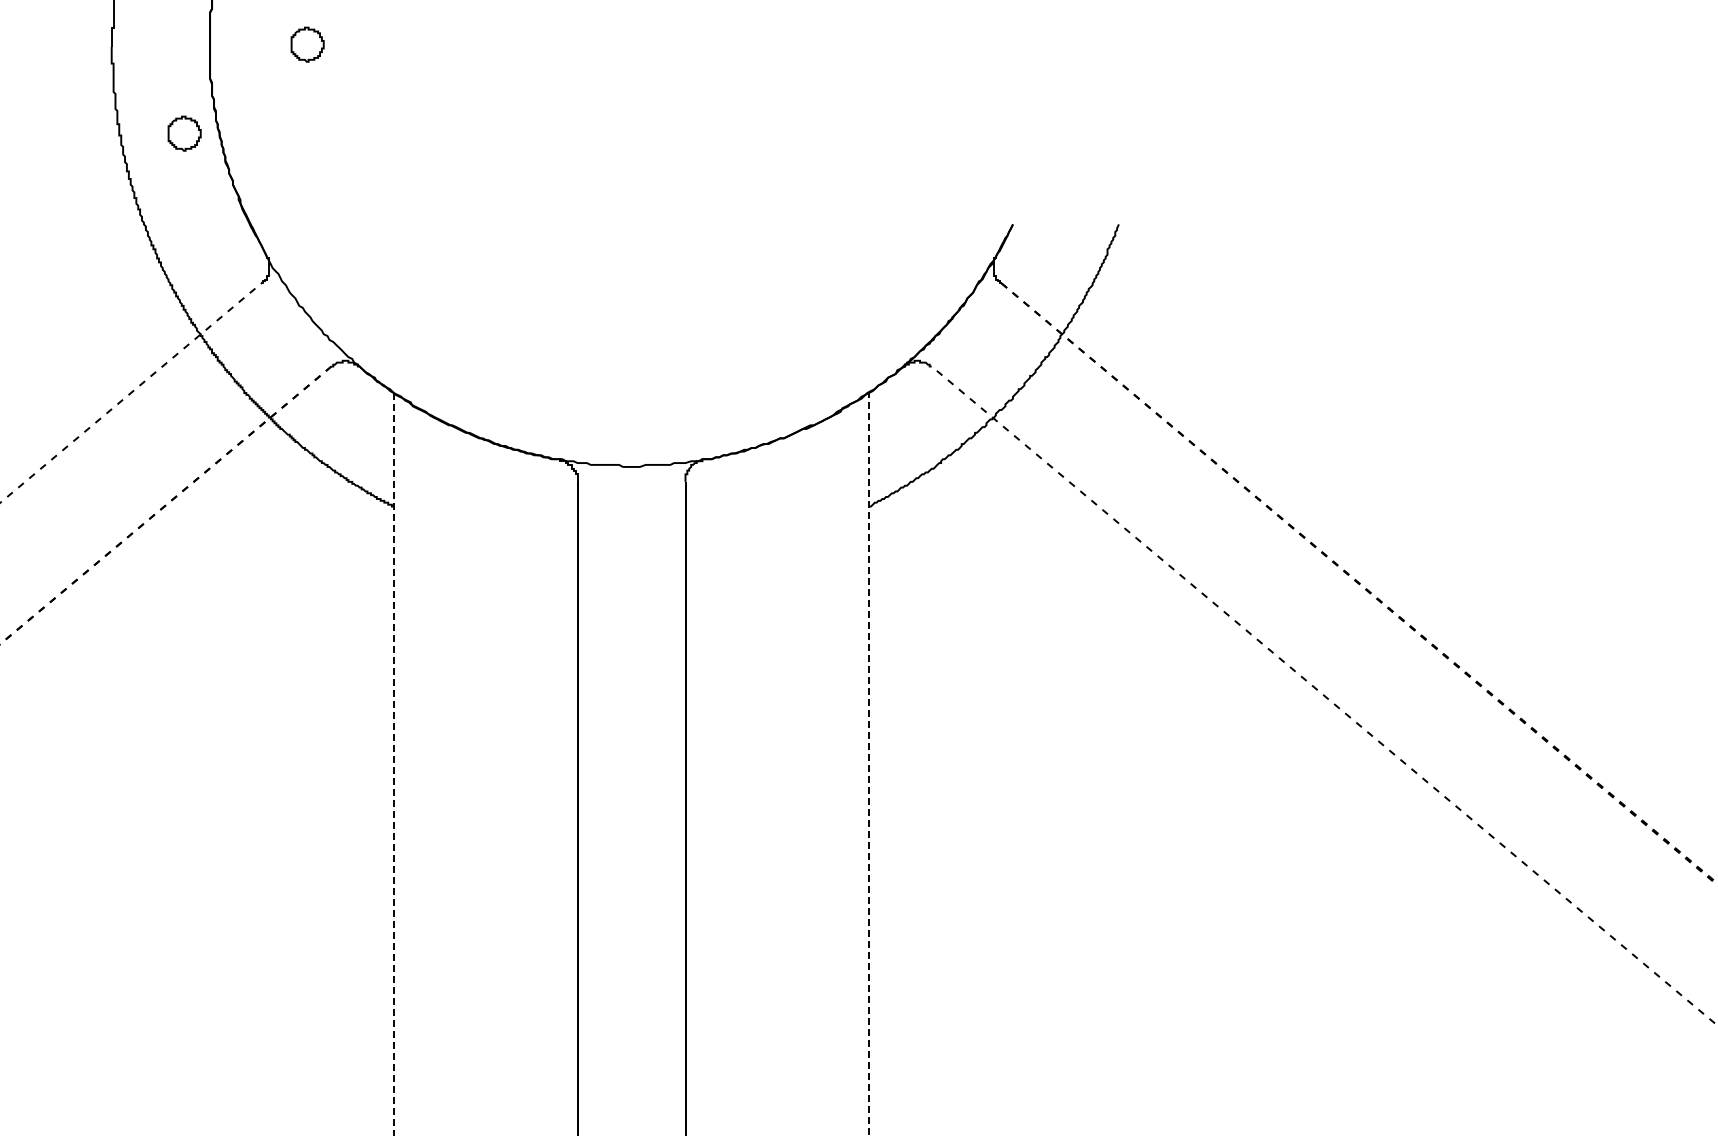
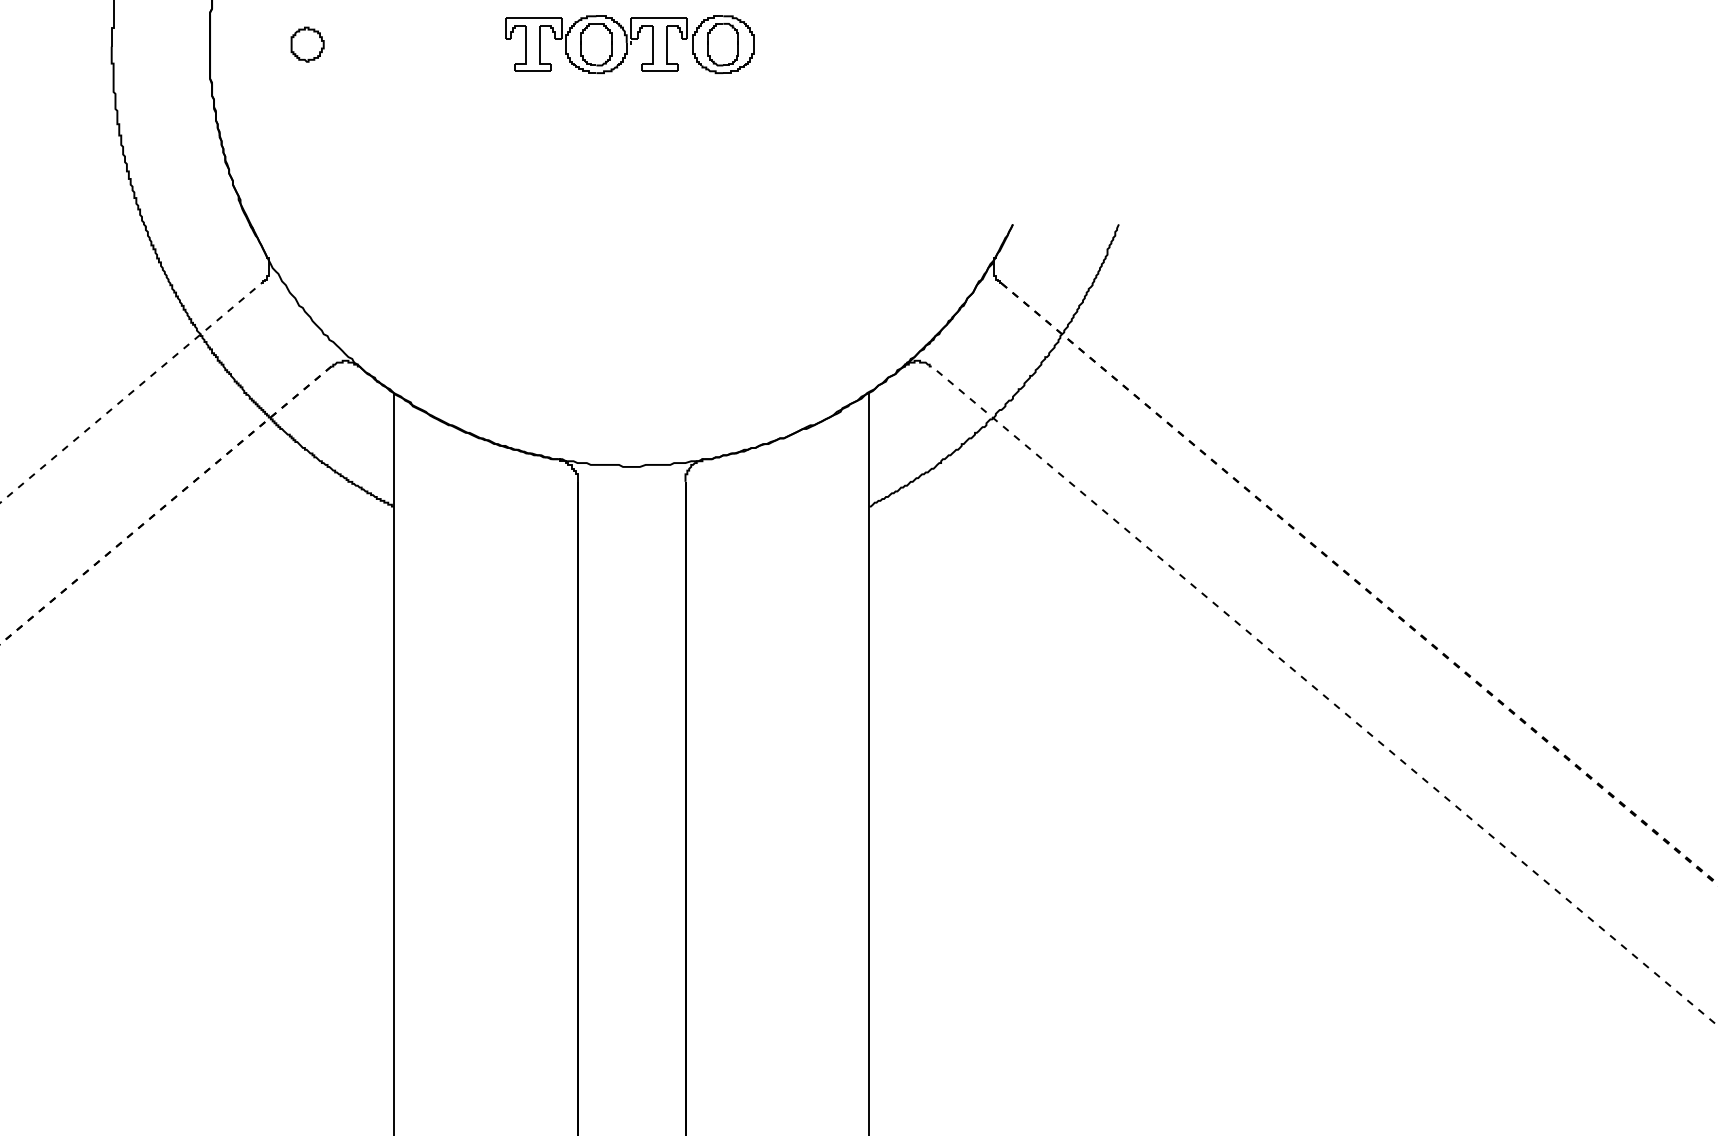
part: none -> present (629, 44)
part: present -> none (184, 133)
line: dashed -> solid (393, 764)
line: dashed -> solid (869, 764)
